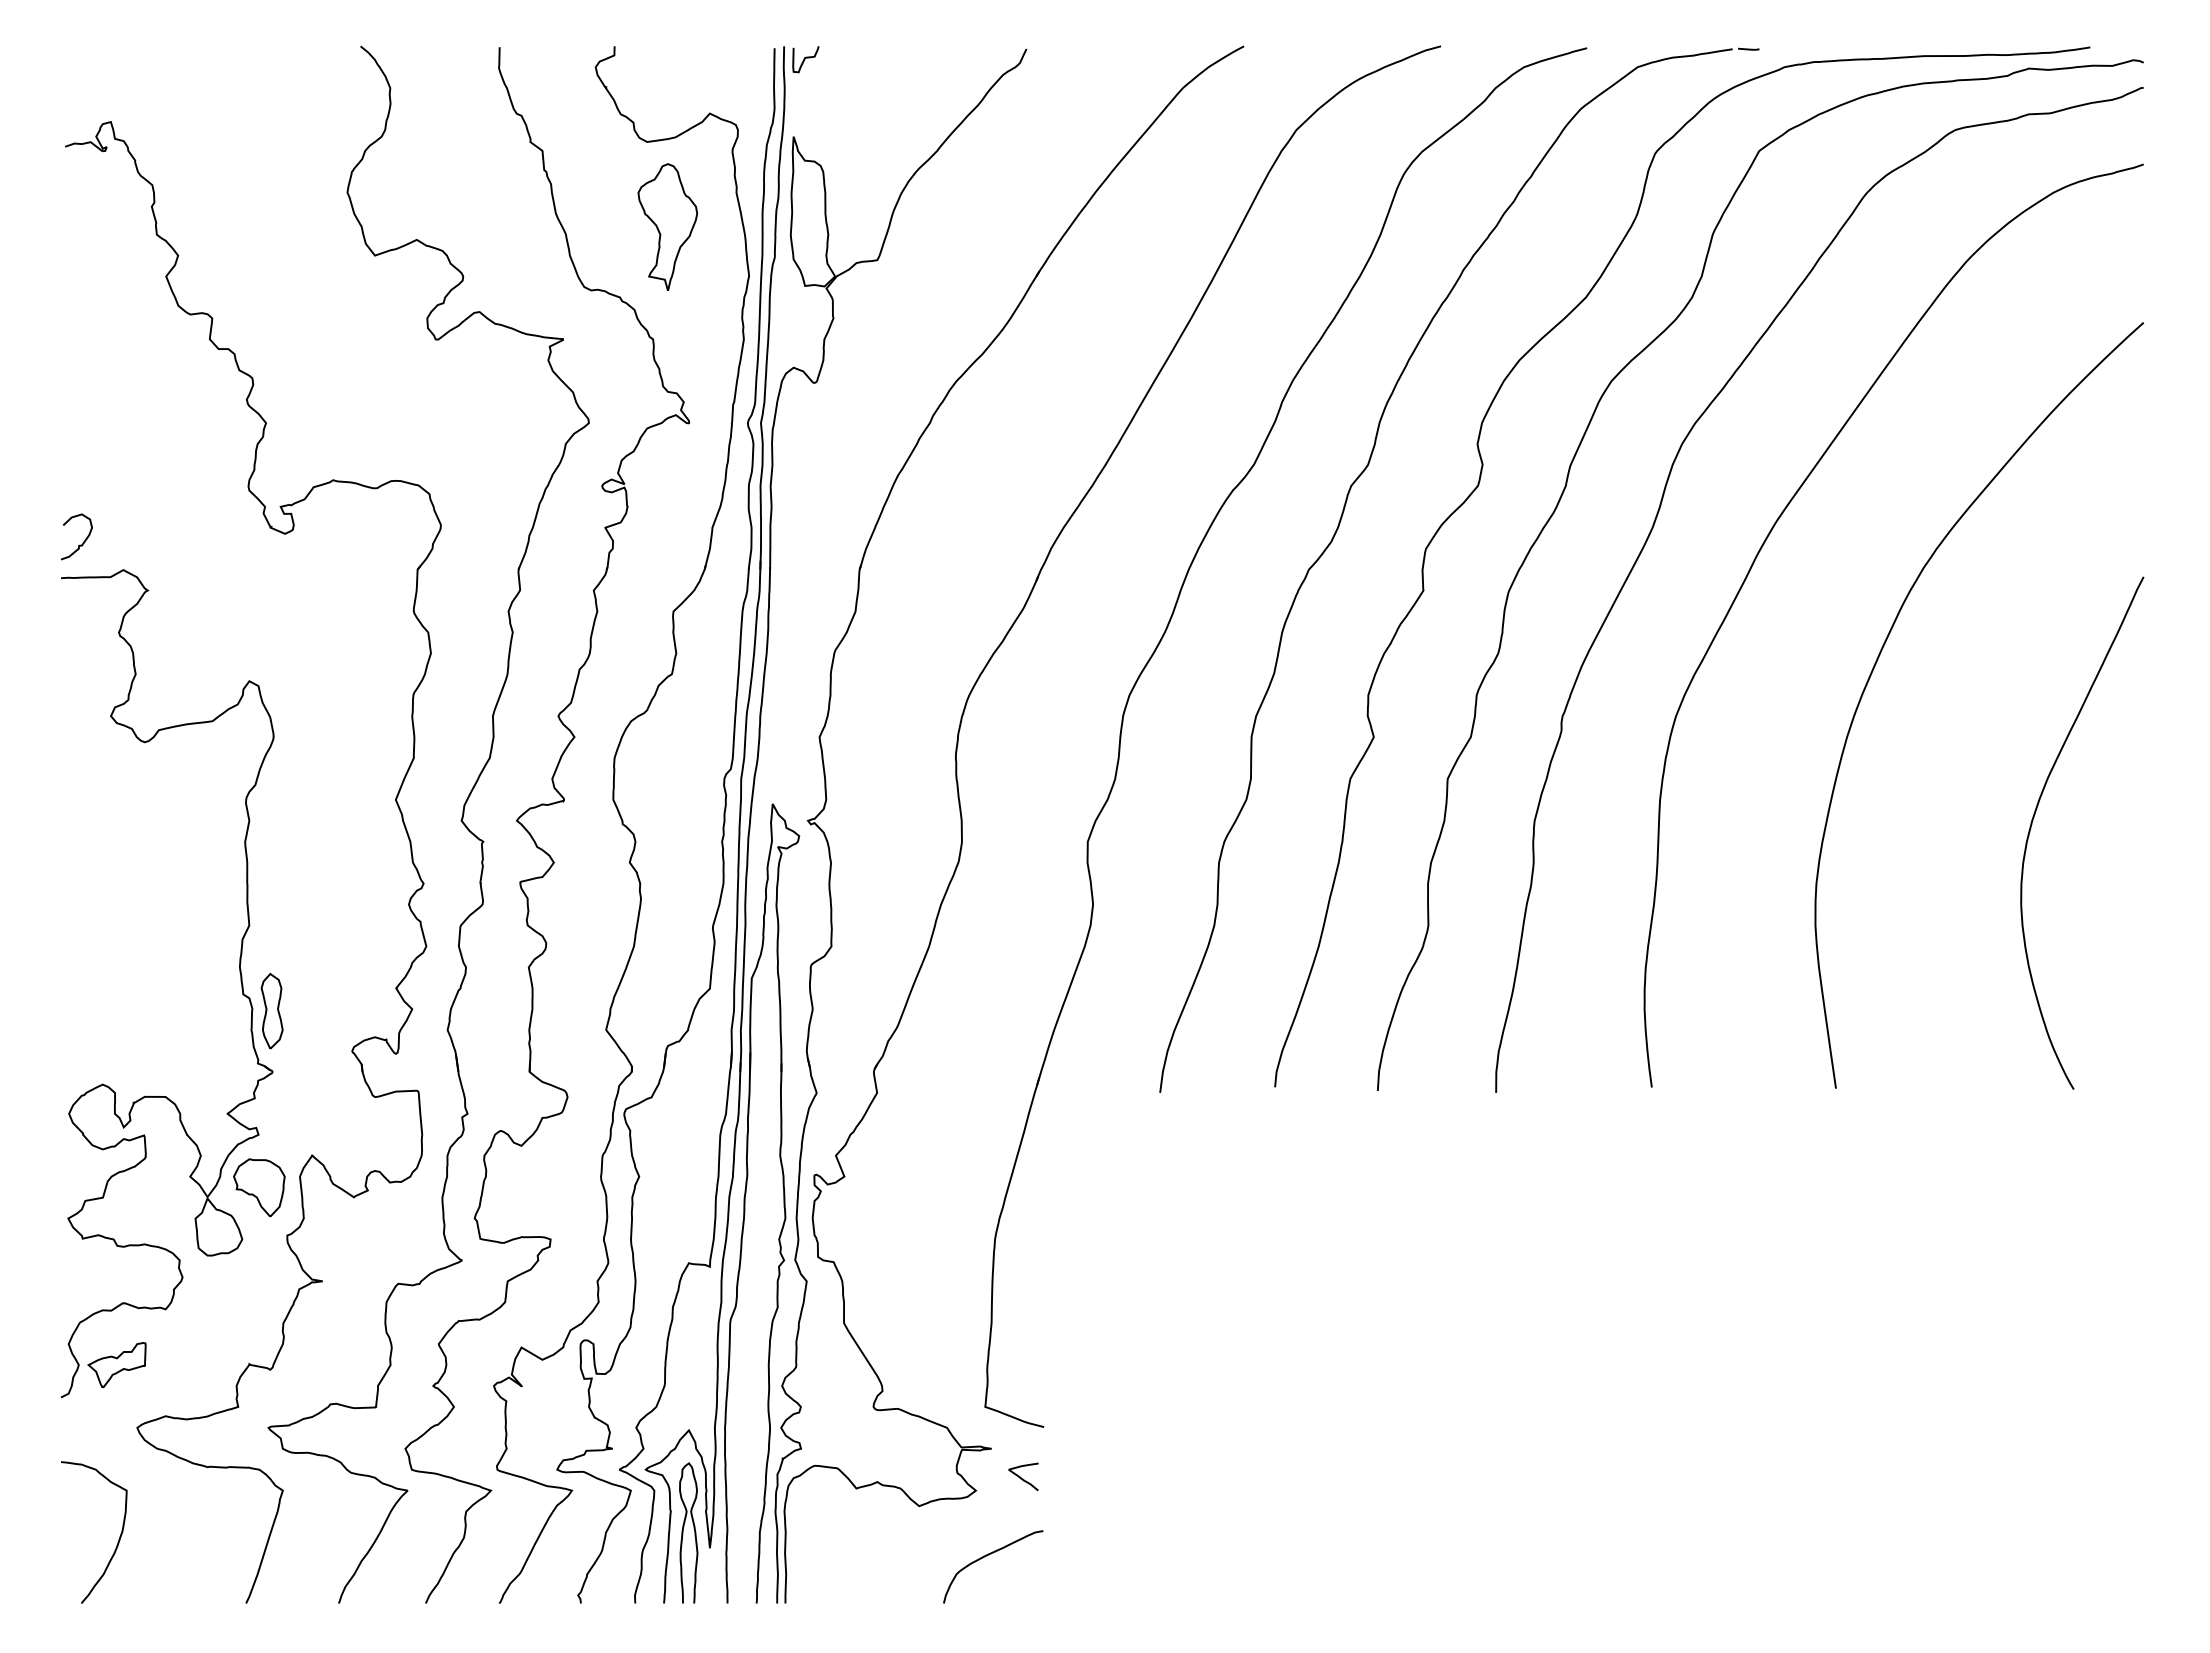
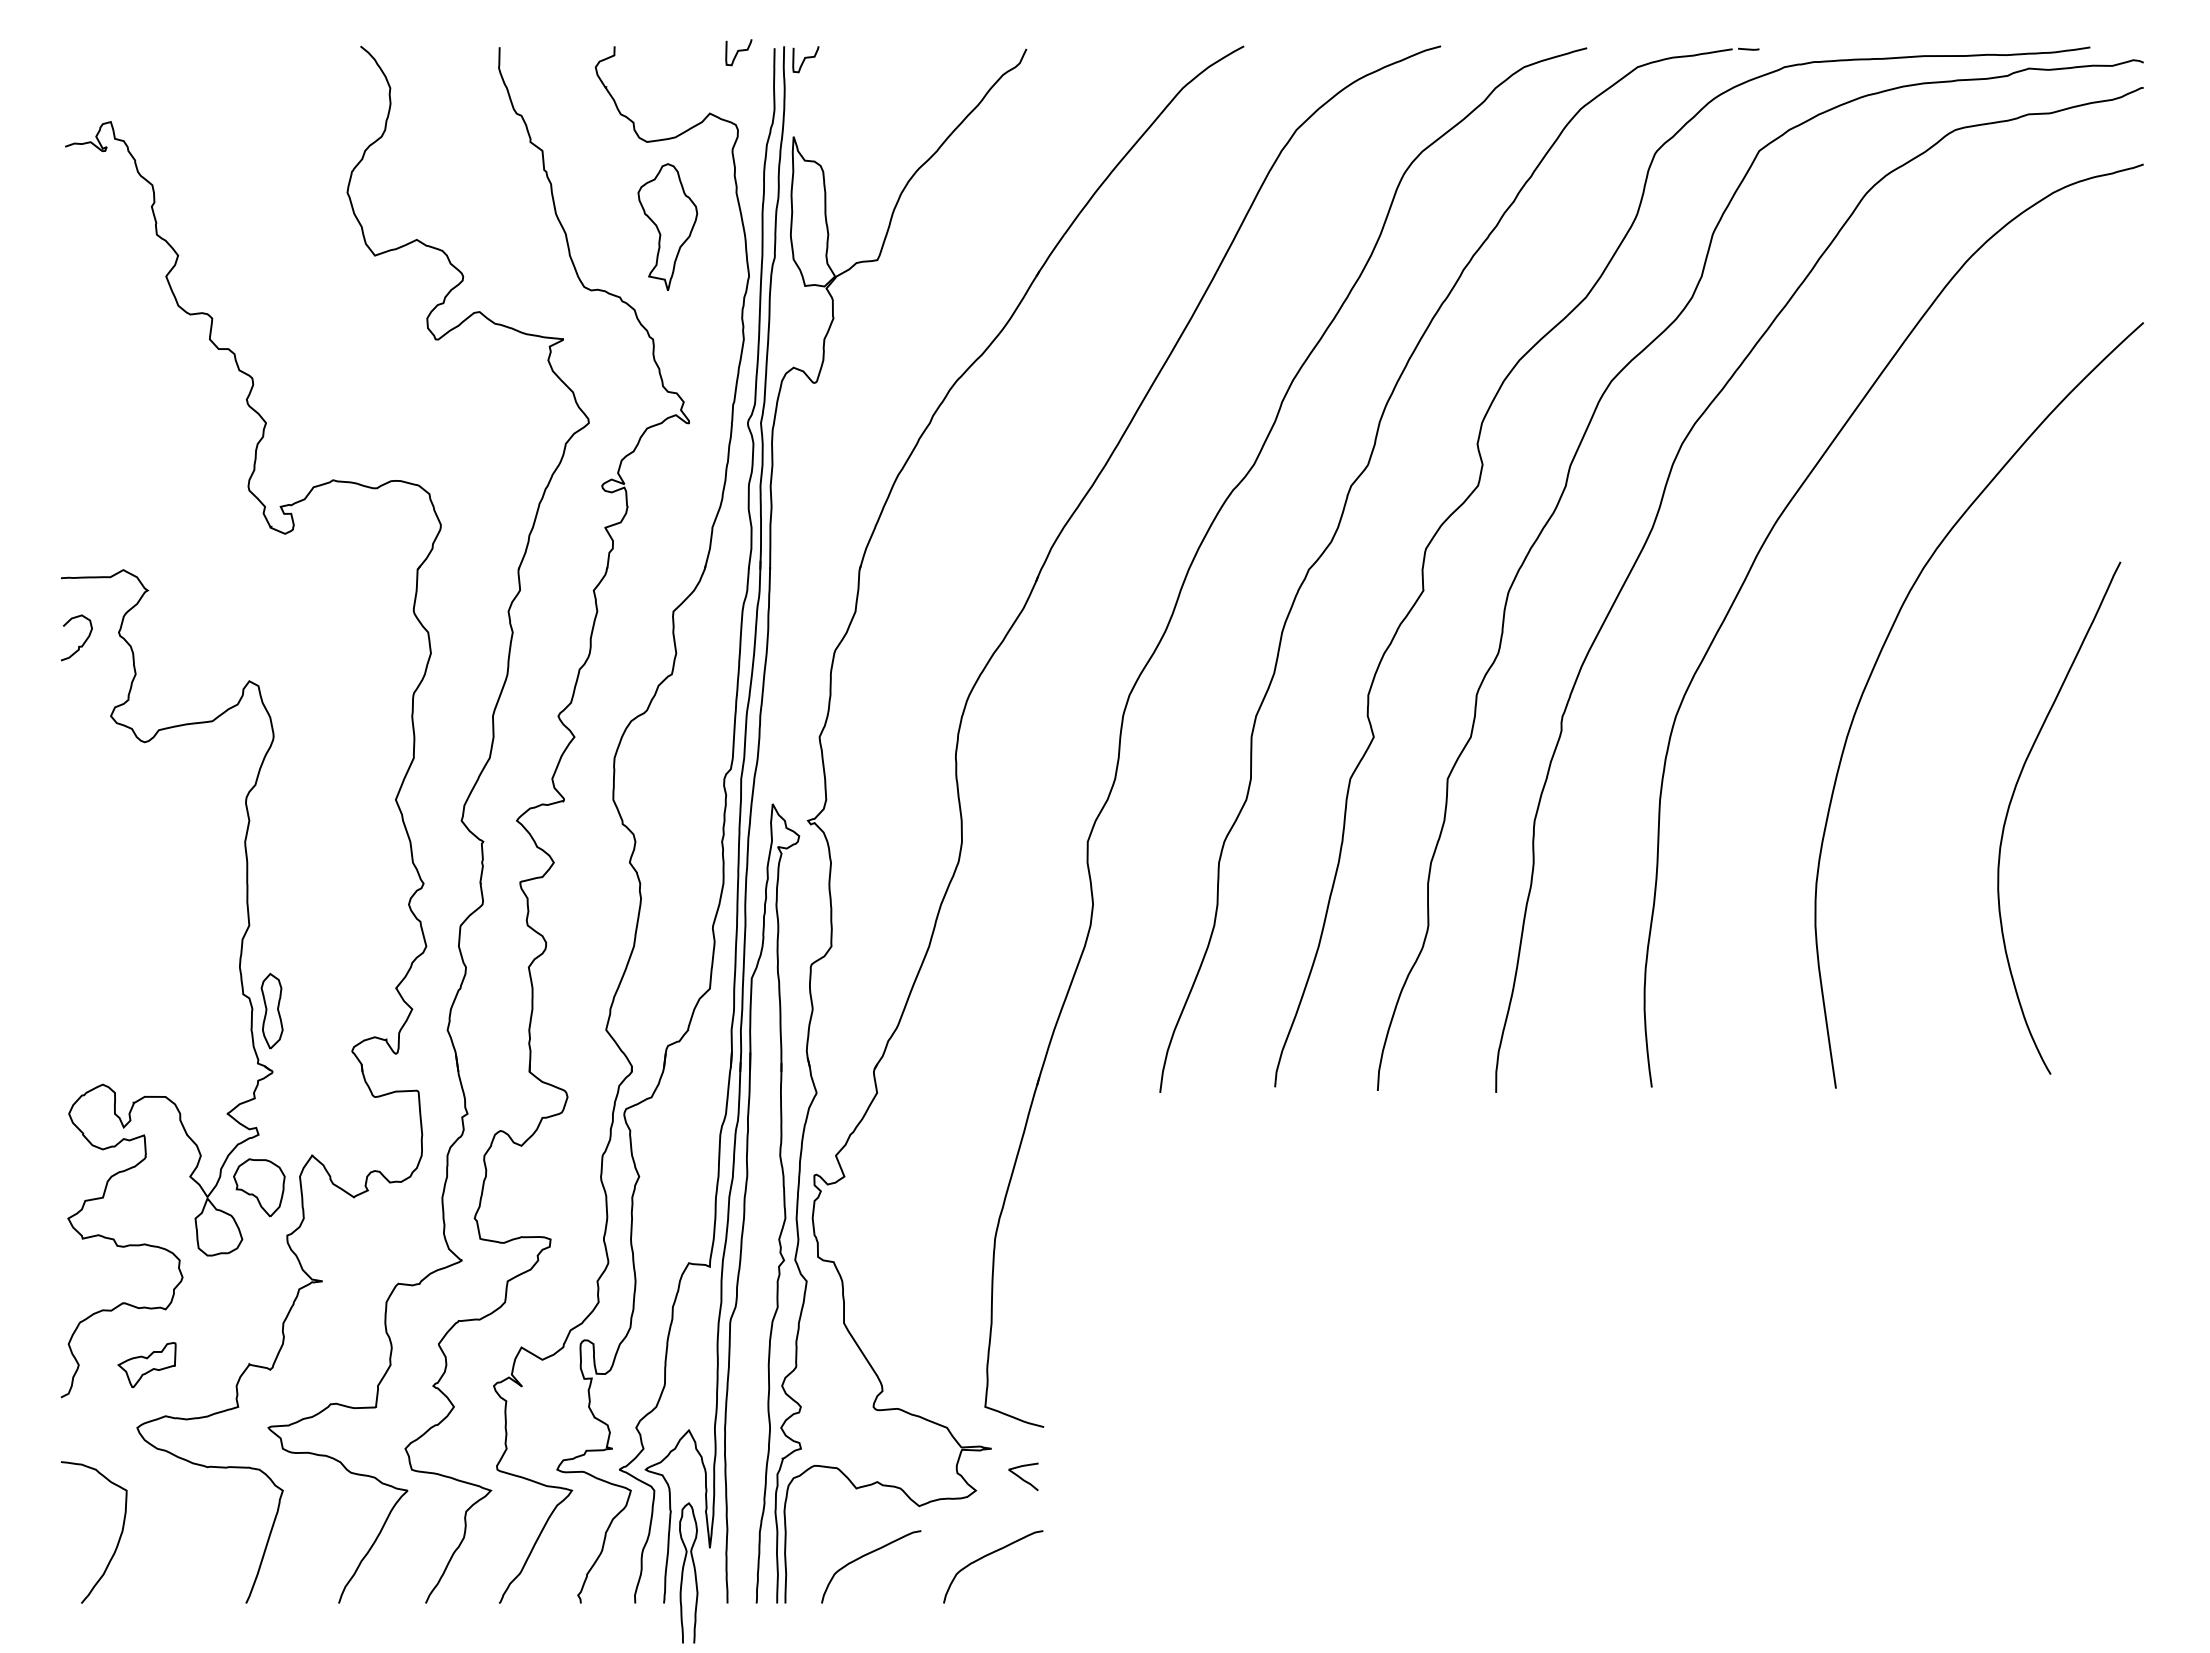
curve: none -> present (738, 52)
curve position: (82, 542) -> (82, 643) (82, 643)
curve position: (2034, 817) -> (2011, 802) (2011, 802)
part position: (116, 1365) -> (146, 1365) (146, 1365)
curve position: (683, 1532) -> (683, 1572) (683, 1572)
curve: none -> present (867, 1555)
